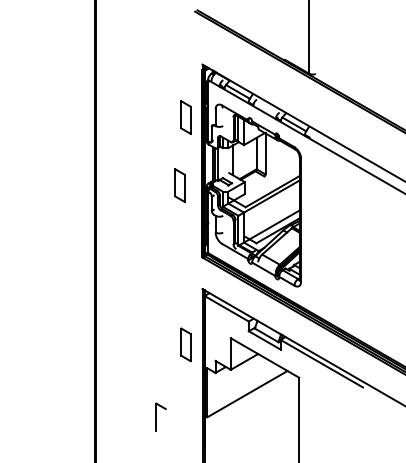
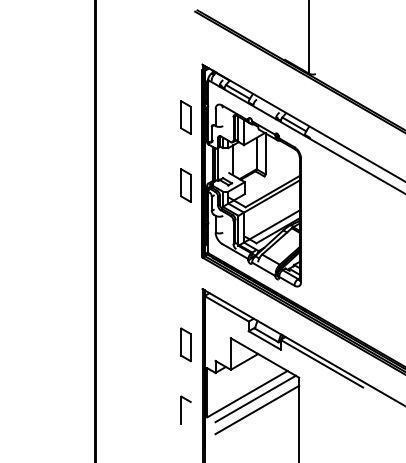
part position: (179, 185) -> (185, 185) (185, 185)
line: none -> present (255, 398)
line: none -> present (257, 409)
part position: (160, 416) -> (185, 409) (185, 409)
